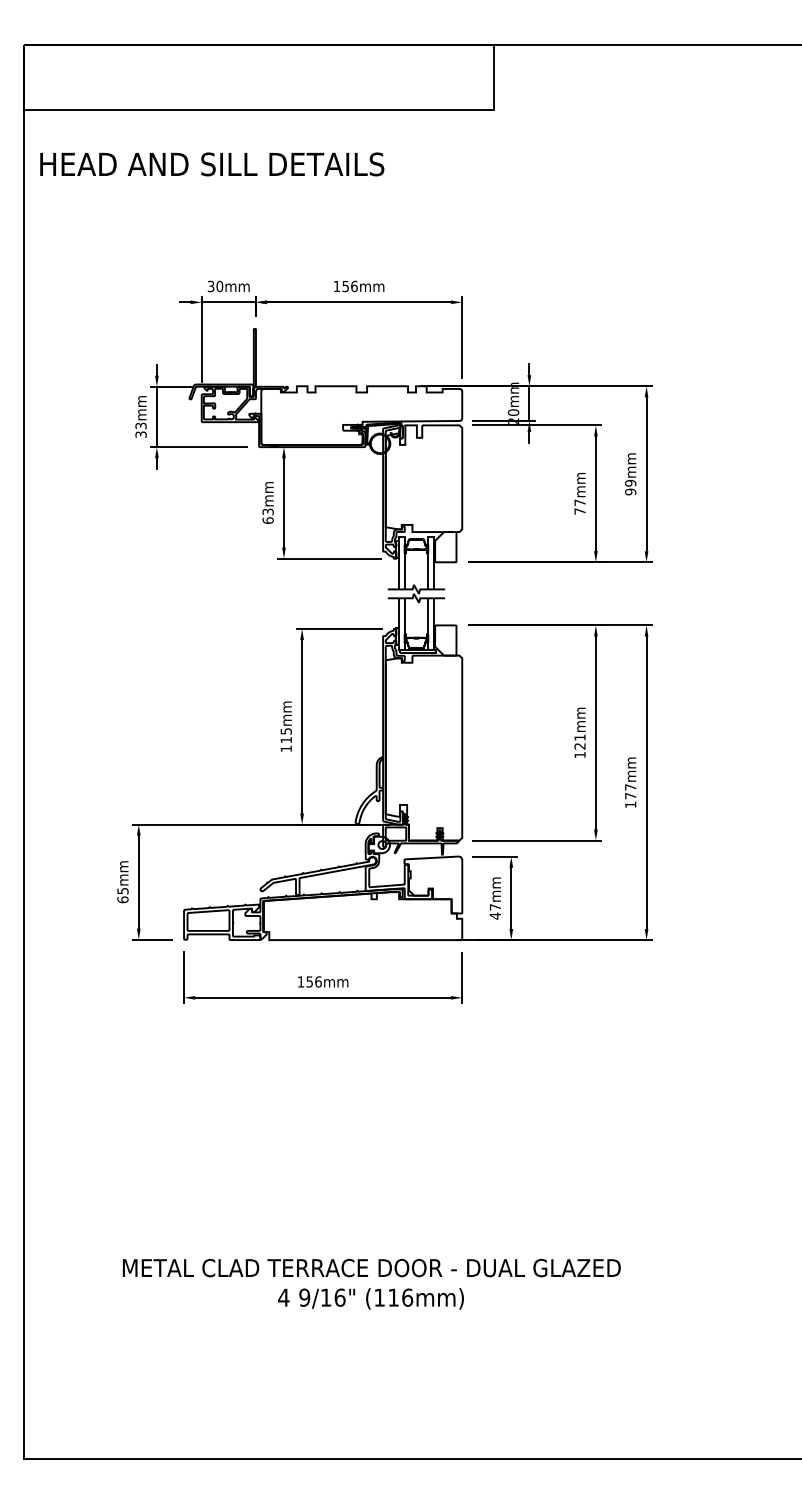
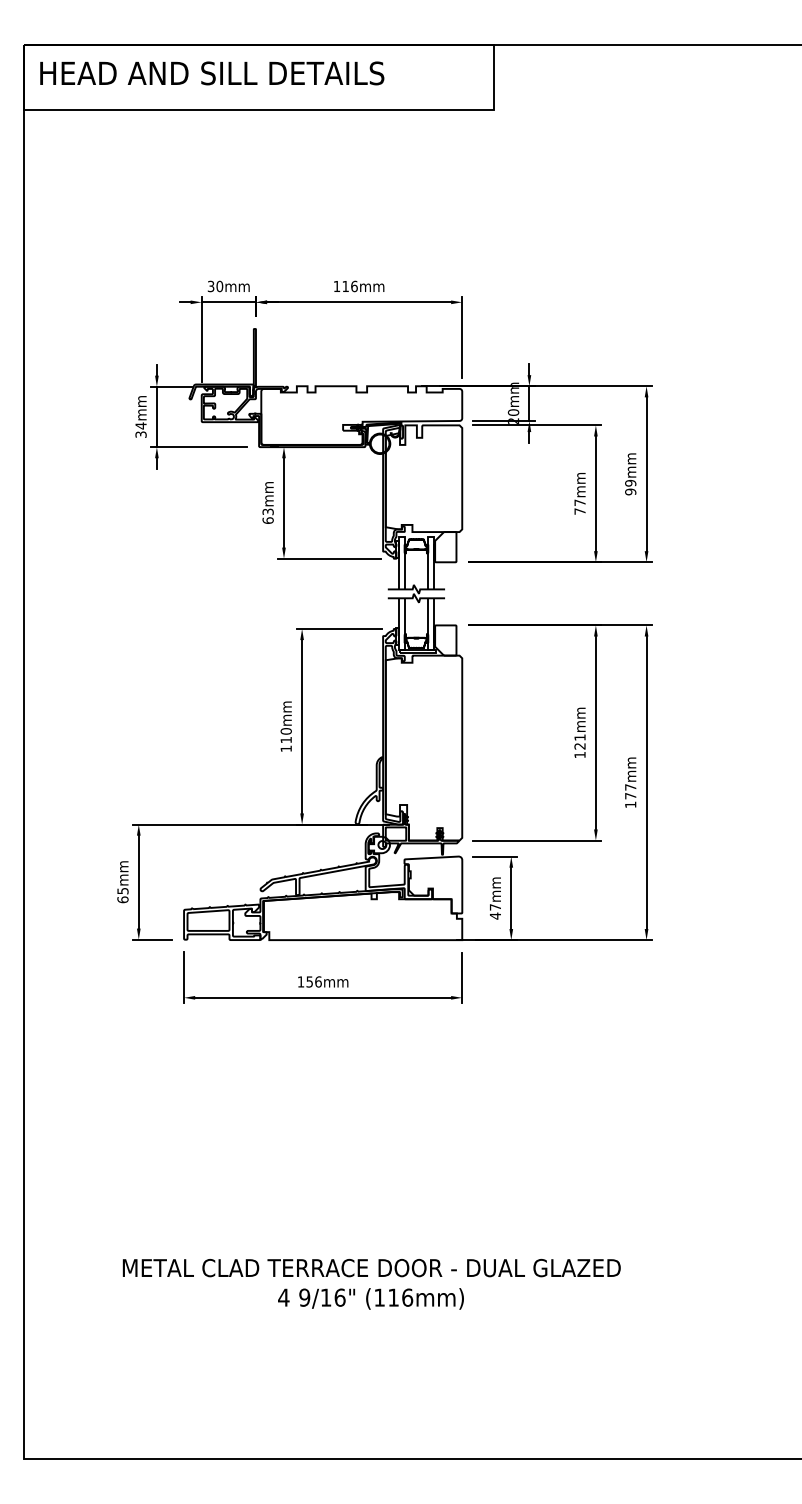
text position: (212, 164) -> (212, 73) (212, 73)
text: 156mm -> 116mm (345, 286)
text: 33mm -> 34mm (140, 425)
text: 115mm -> 110mm (285, 731)
